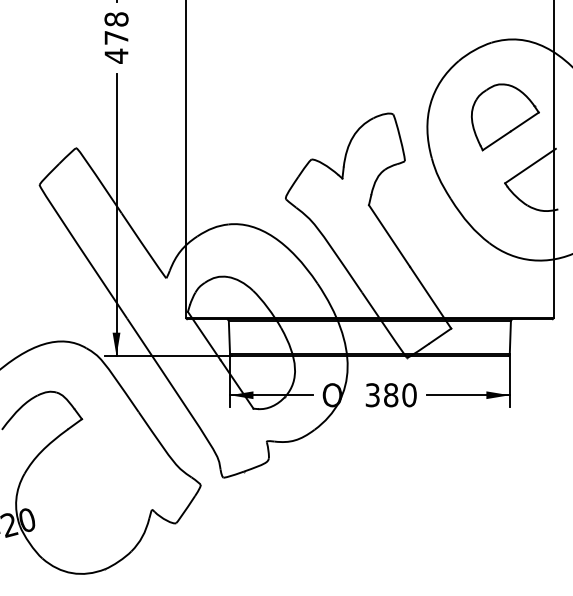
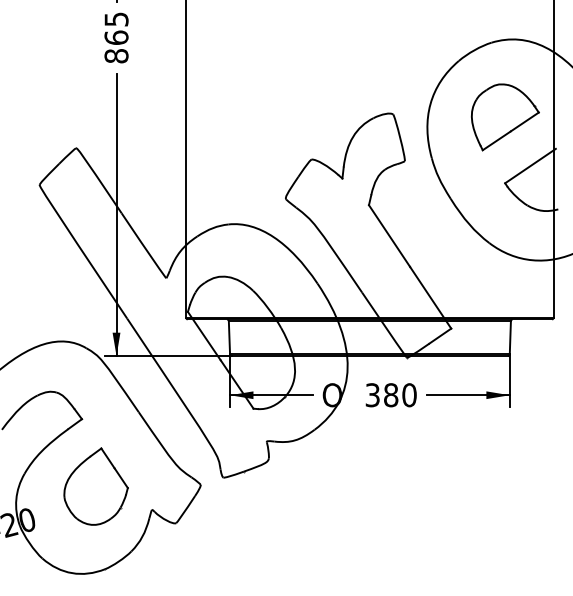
text: 478 -> 865 (116, 37)
part: none -> present (95, 486)
